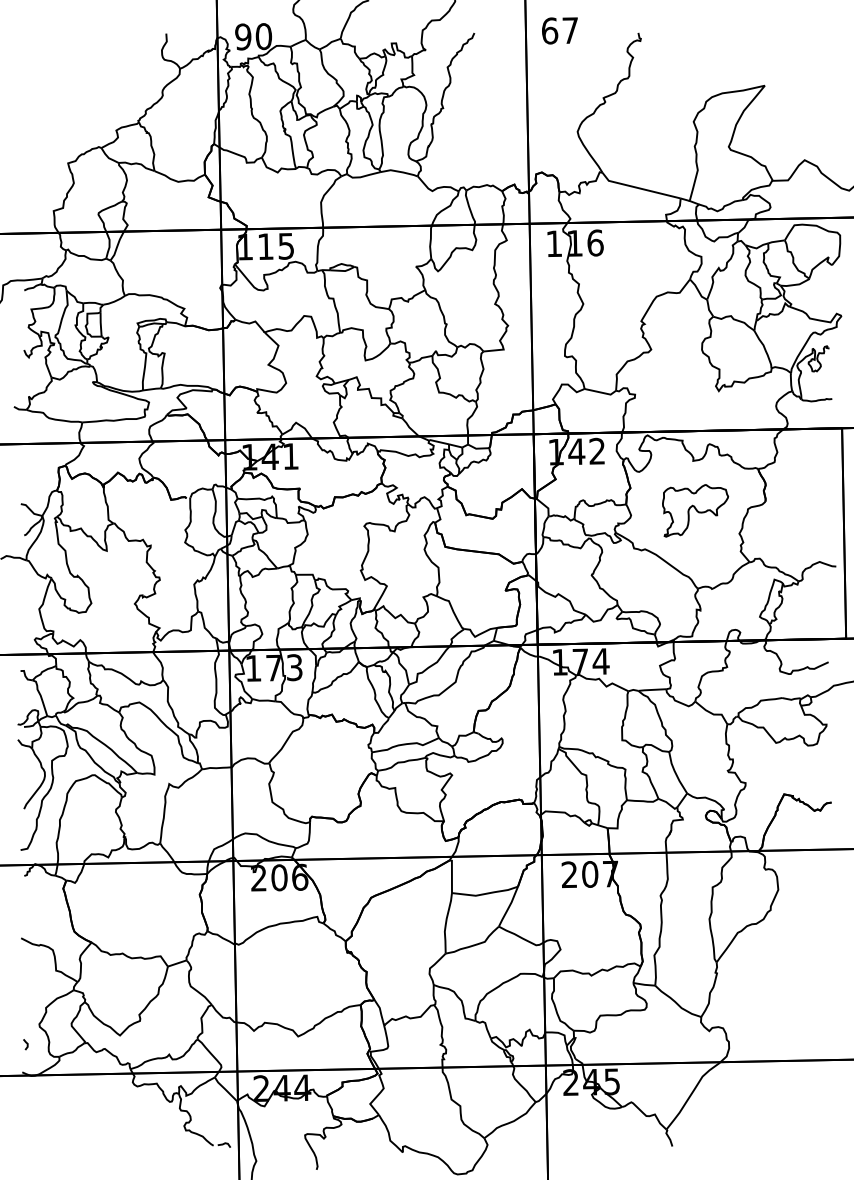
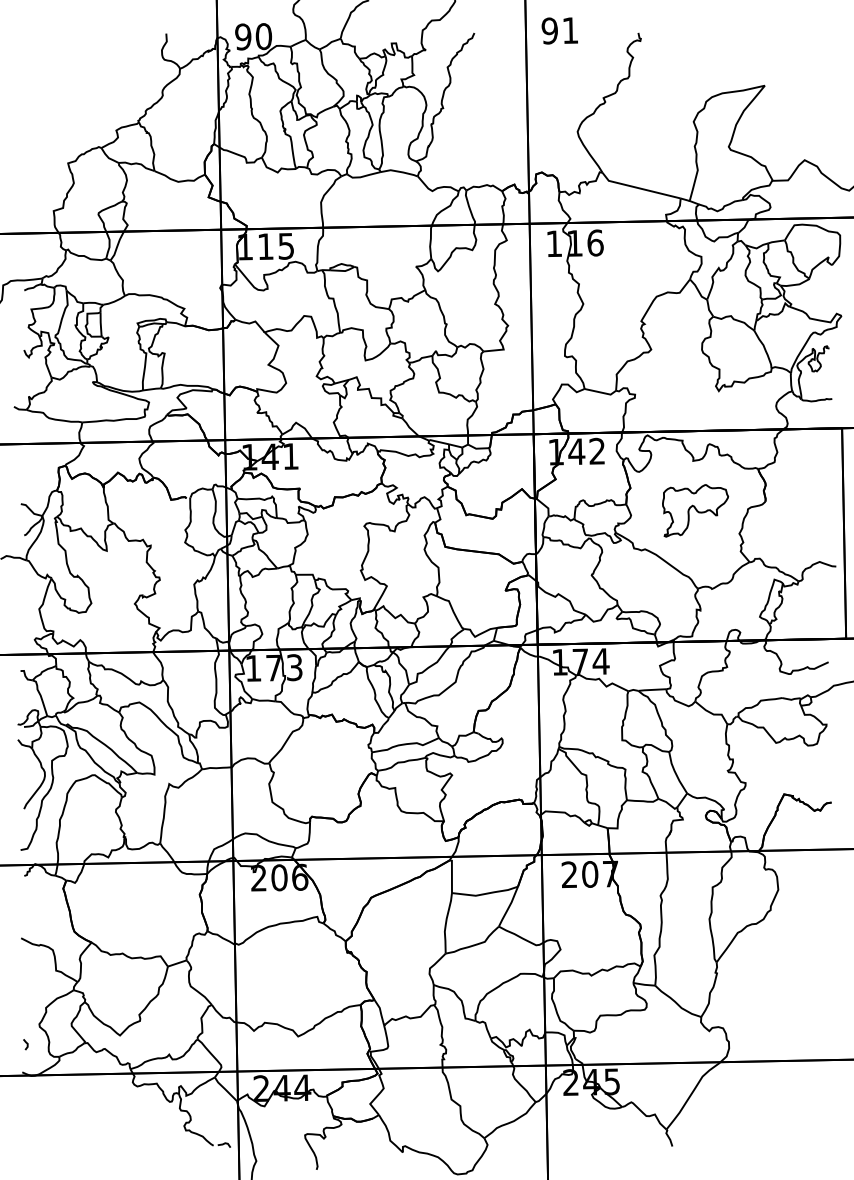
text: 67 -> 91 (559, 30)
